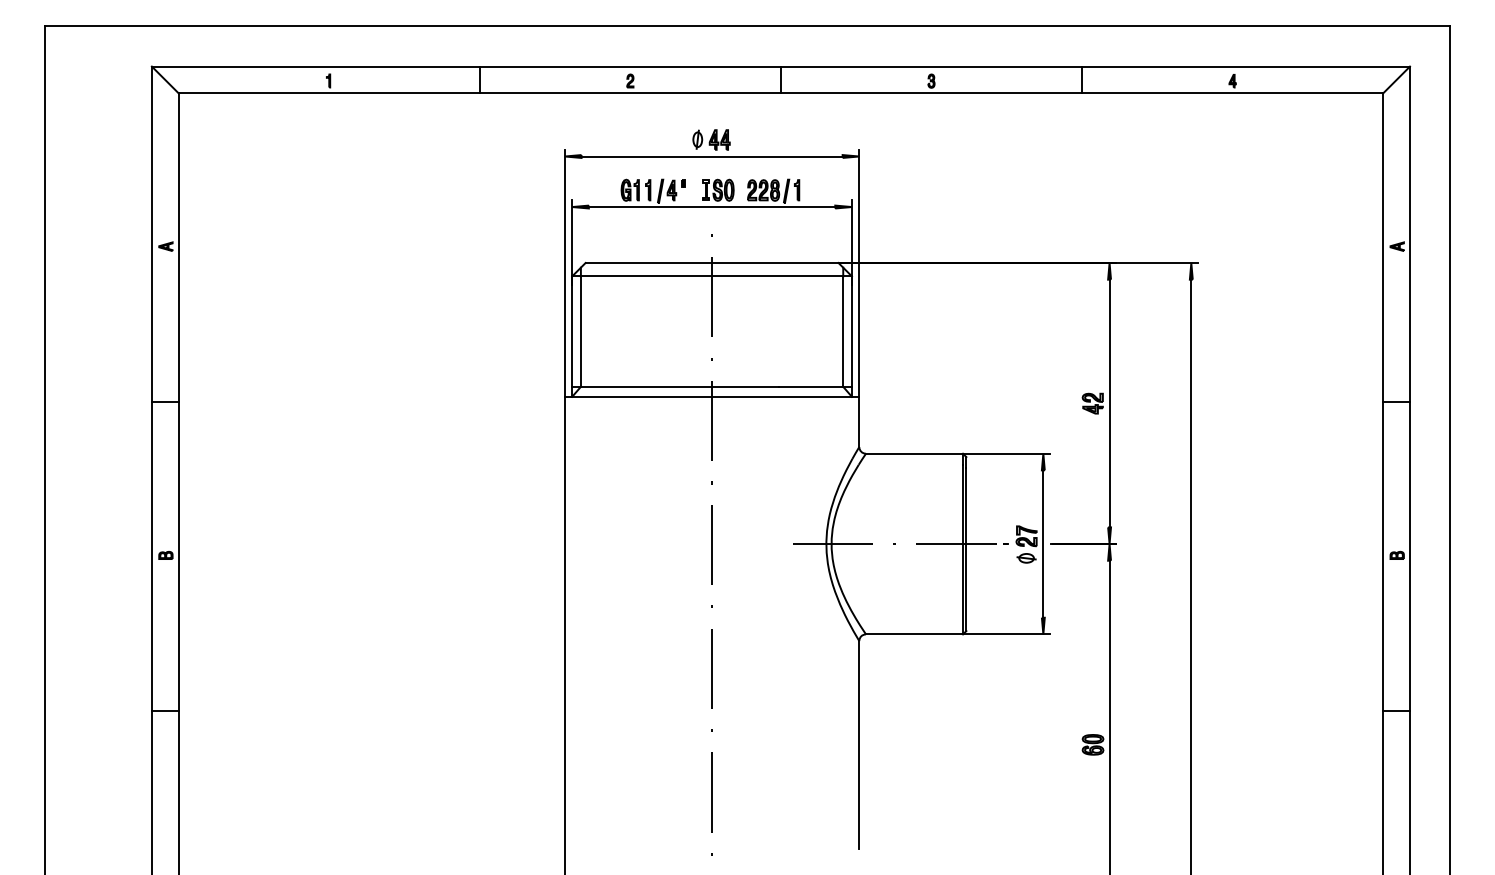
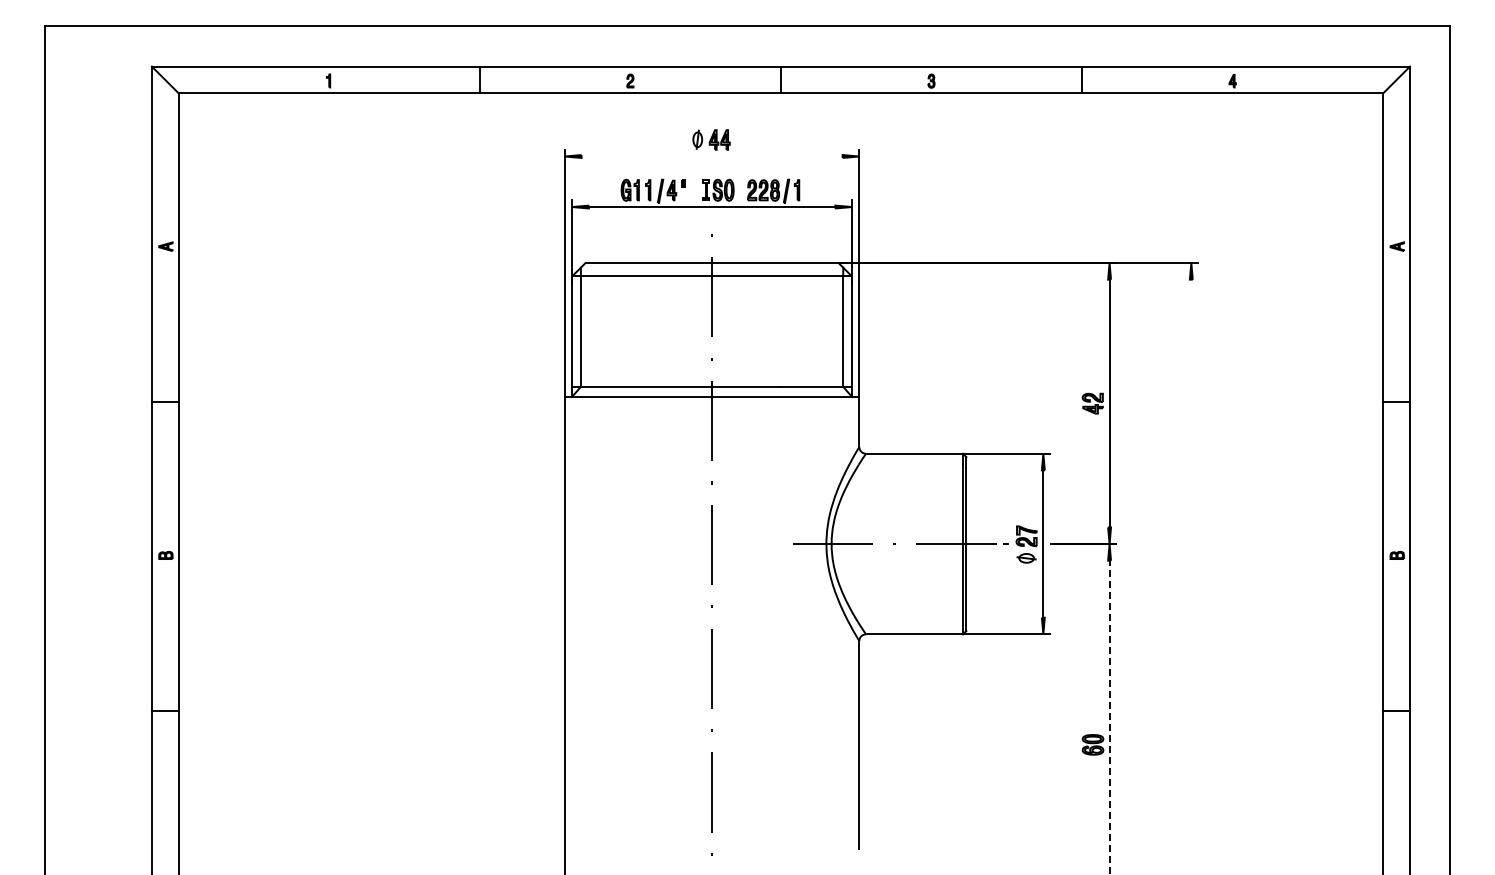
line: present -> none (711, 156)
line: present -> none (1191, 575)
line: solid -> dashed (1109, 717)
